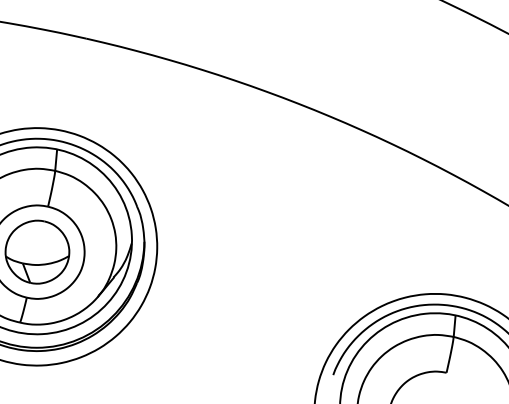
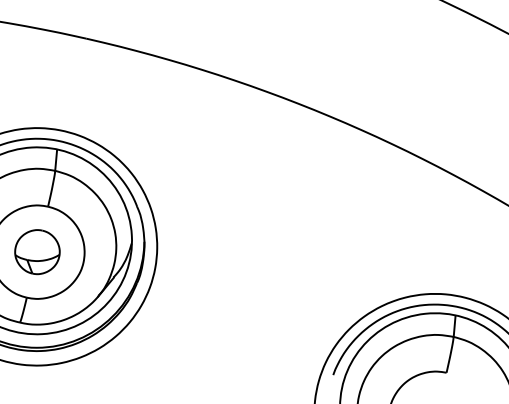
part size: 67x66 px -> 47x47 px (37, 252)
